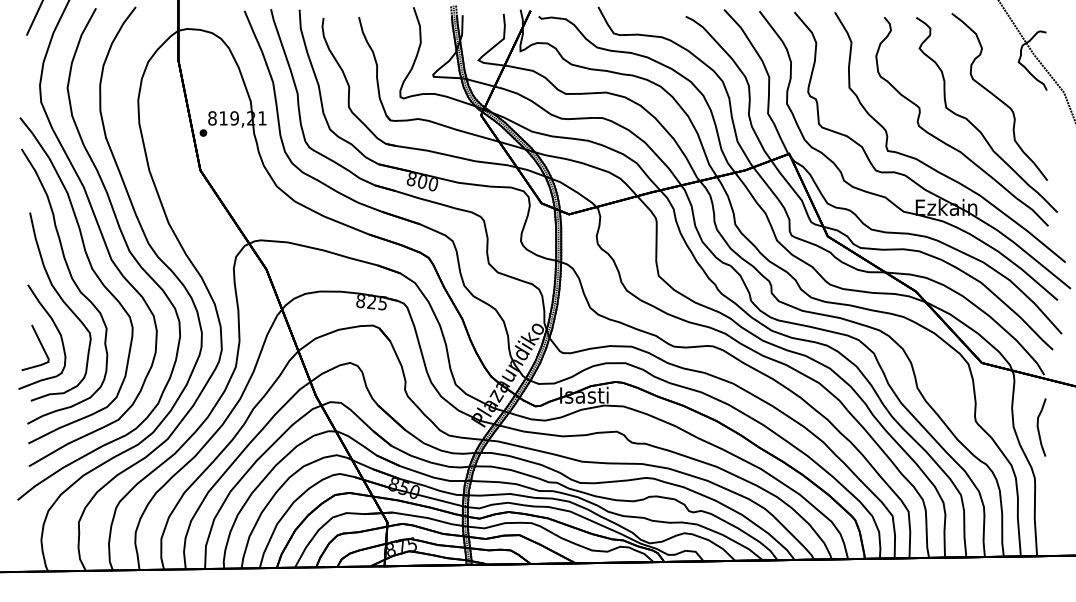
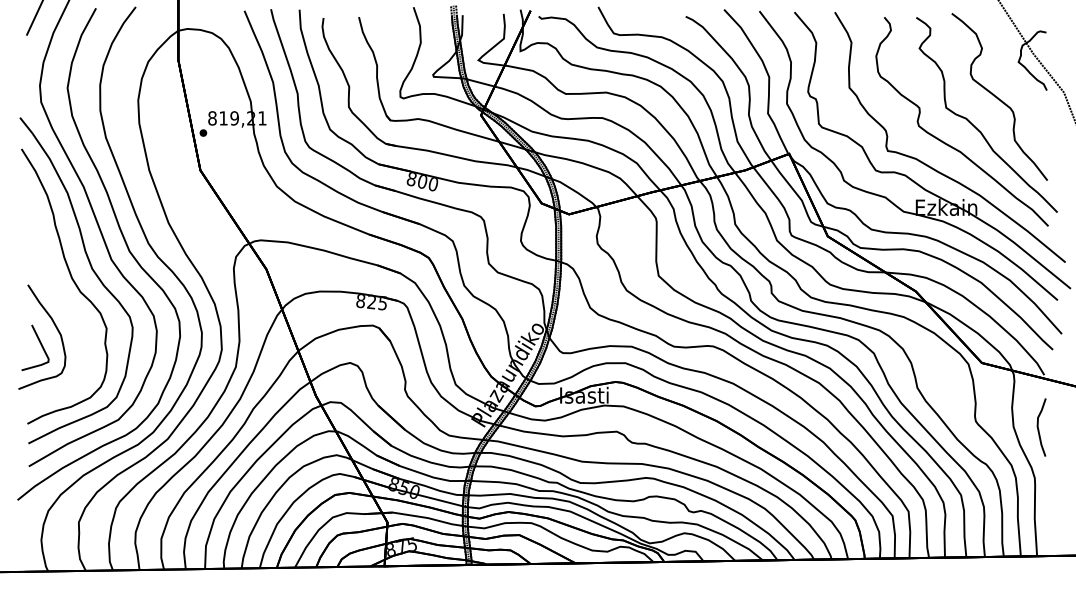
curve: present -> none (63, 303)
